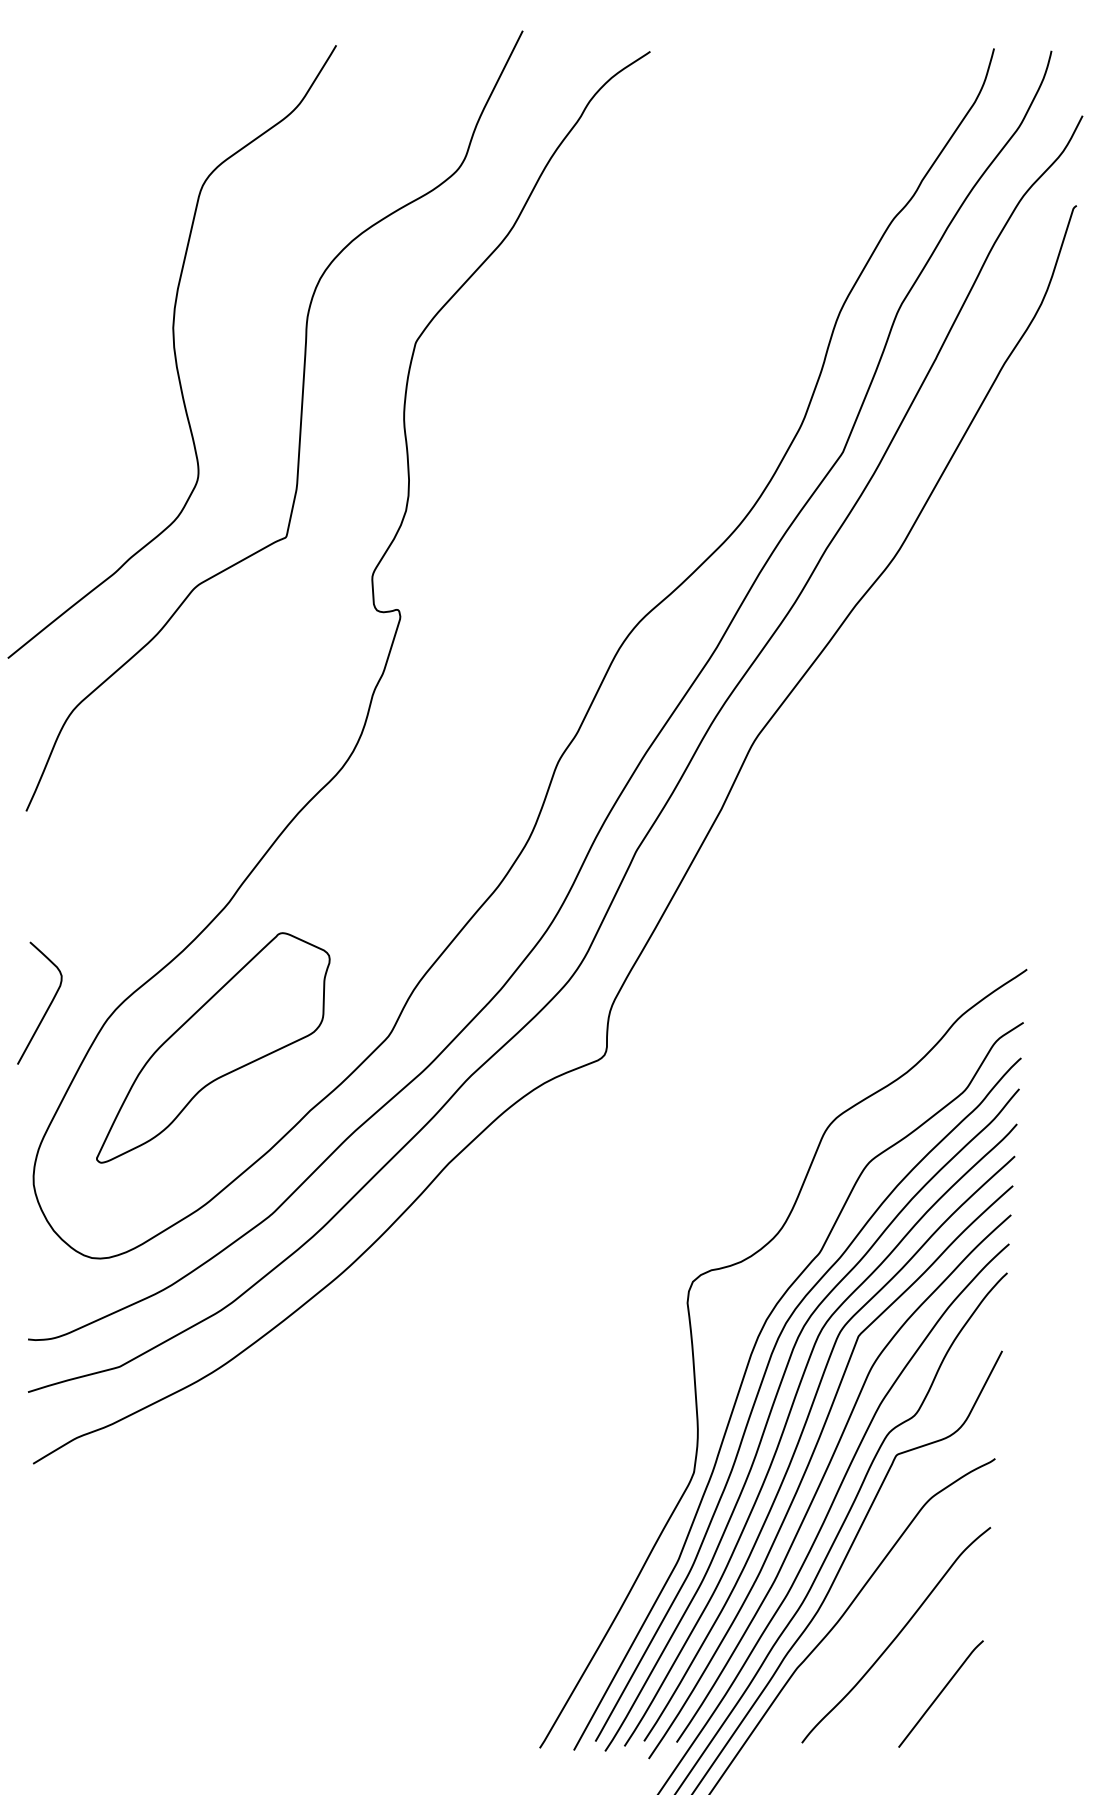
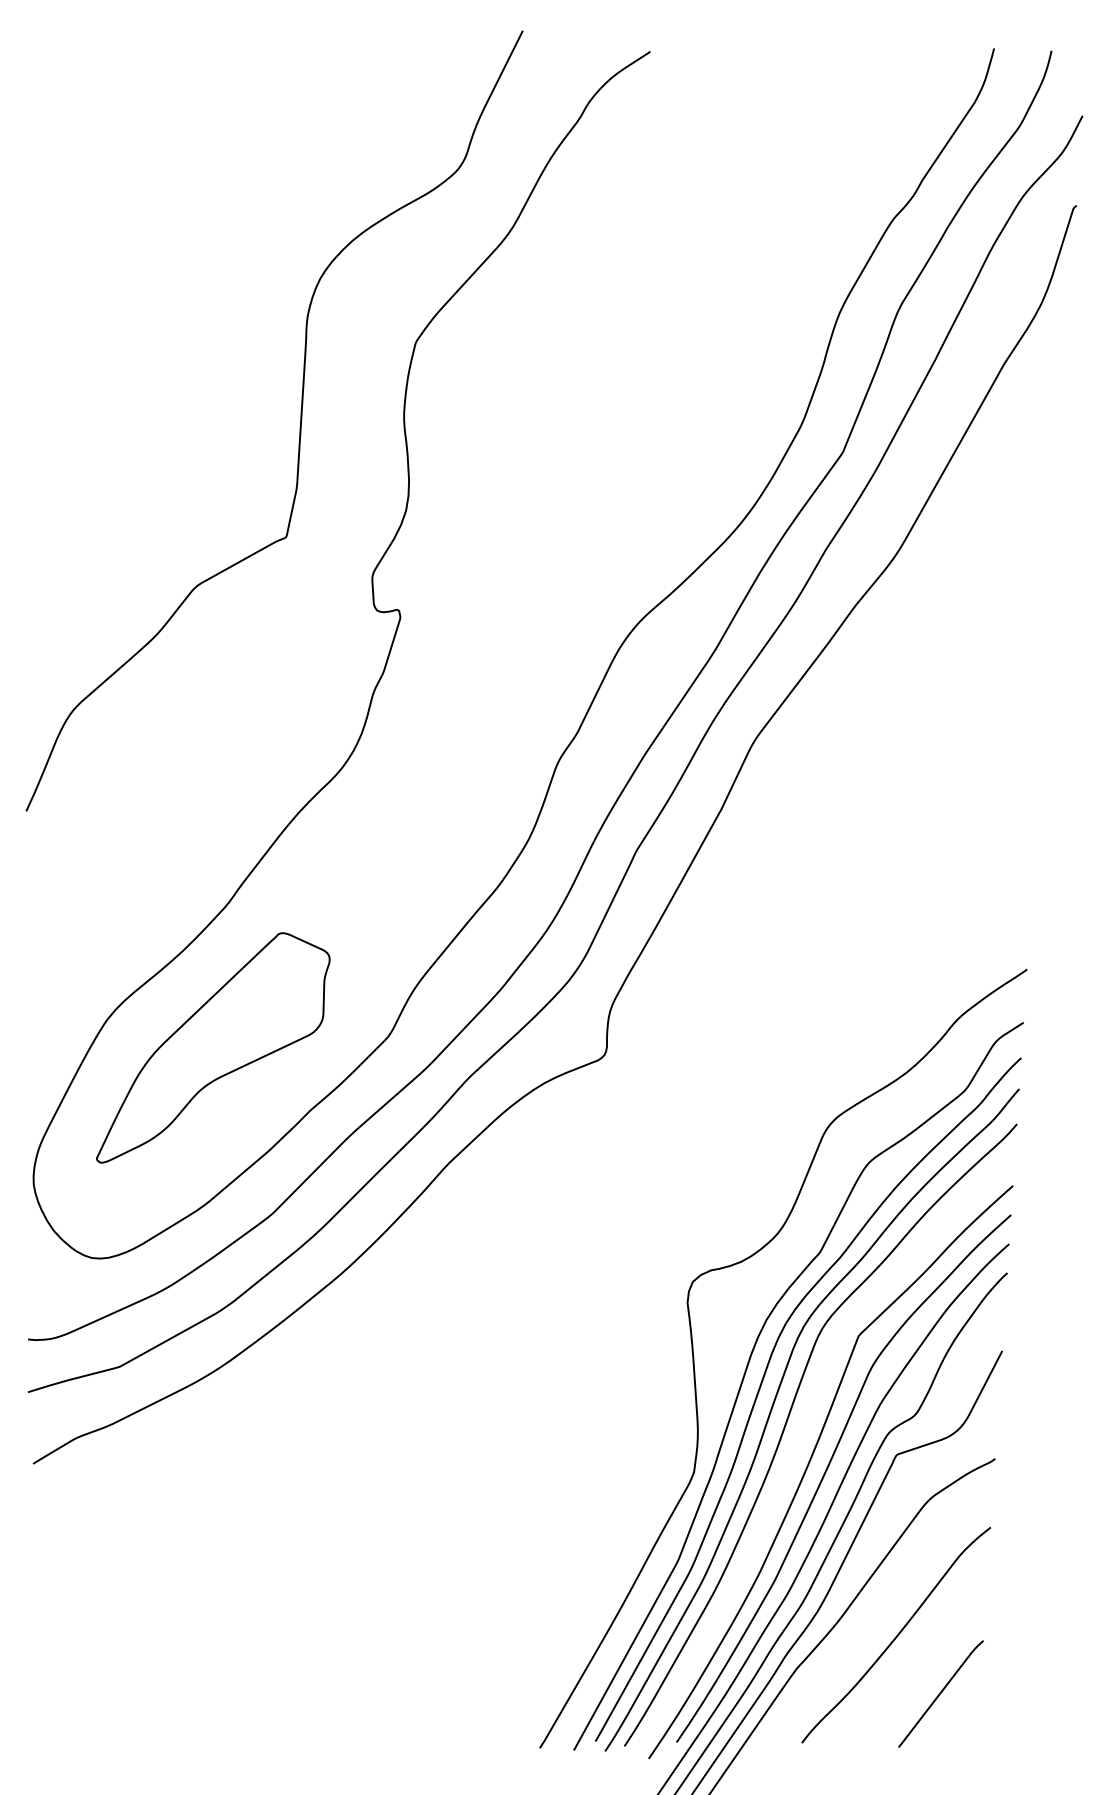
curve: present -> none (173, 351)
curve: present -> none (47, 1007)
curve: present -> none (801, 1437)
